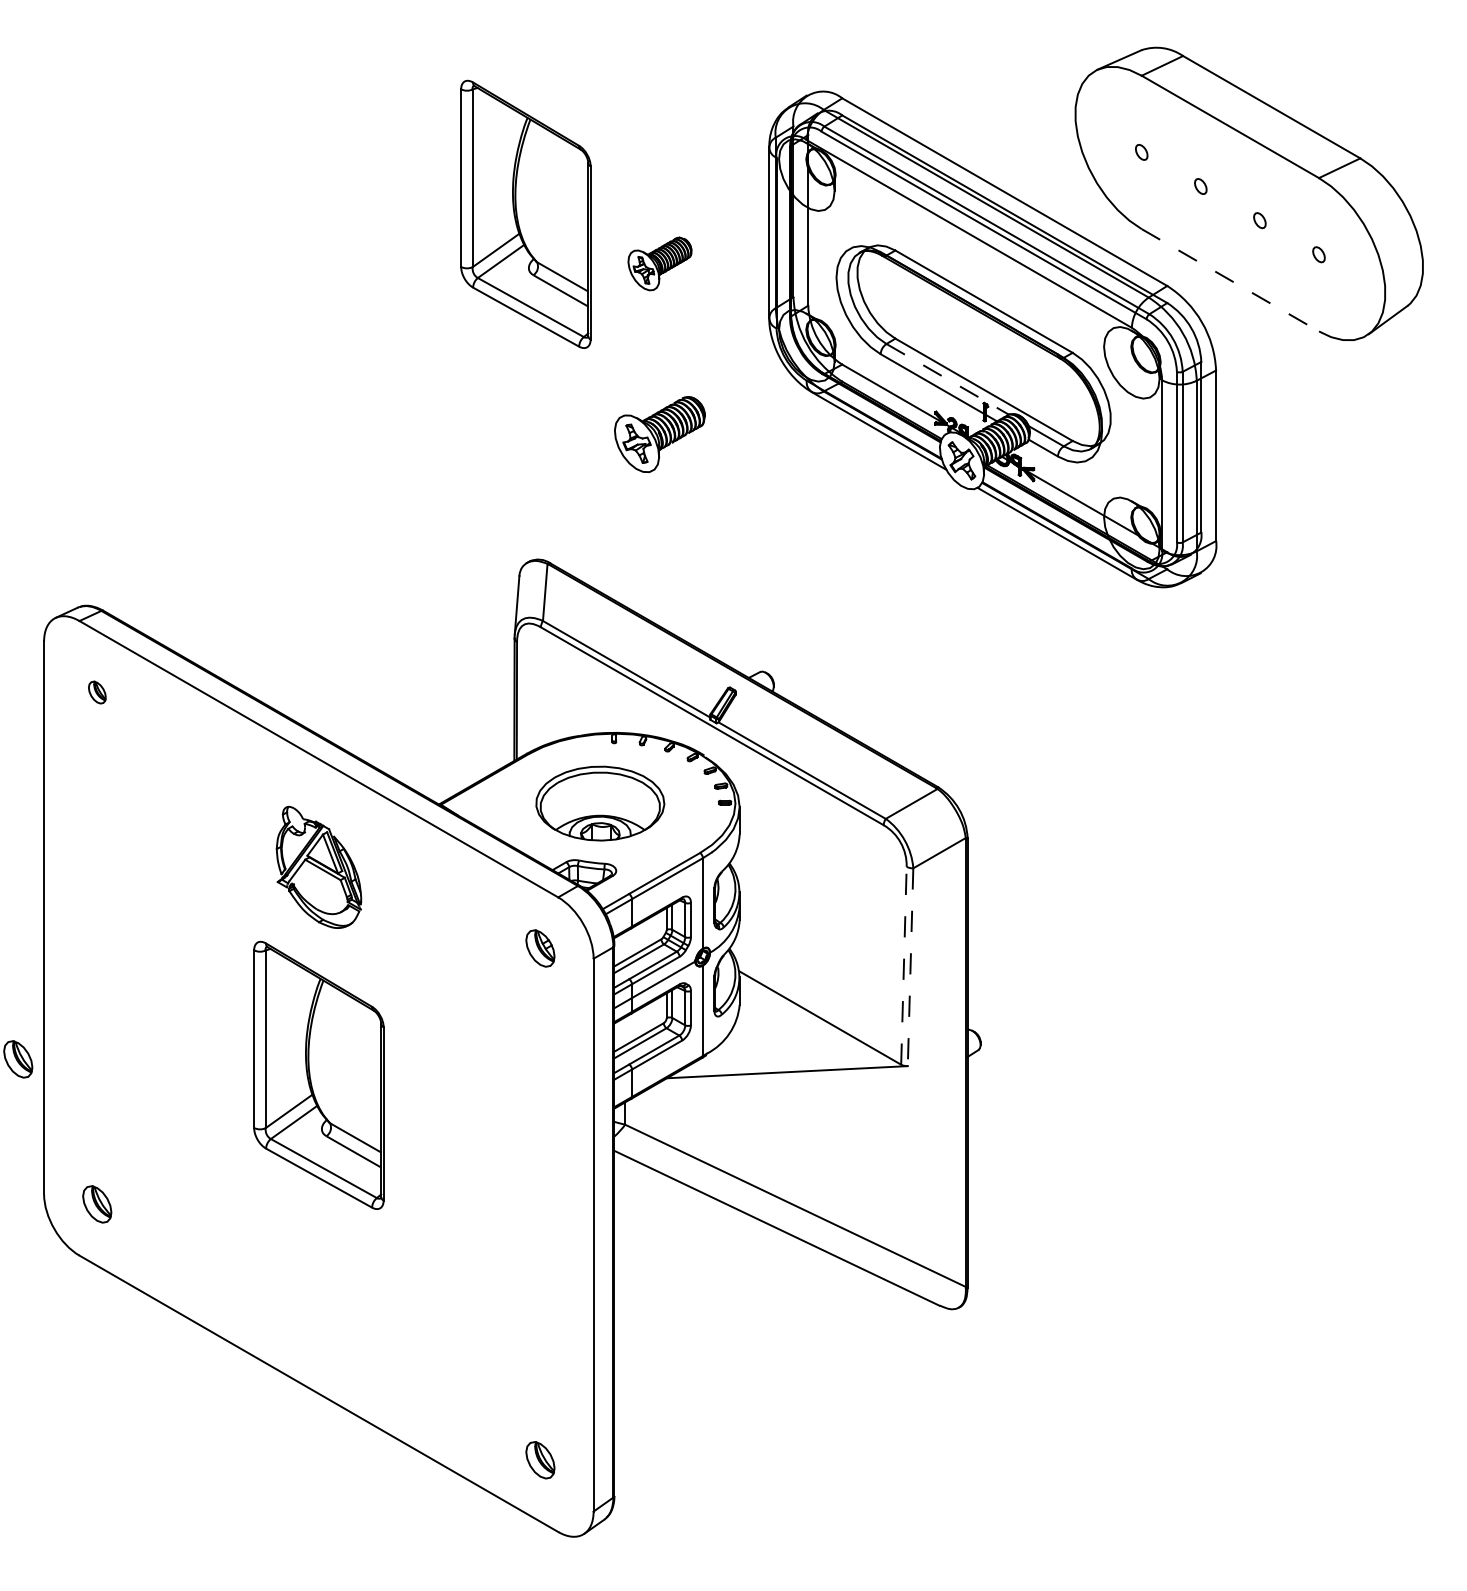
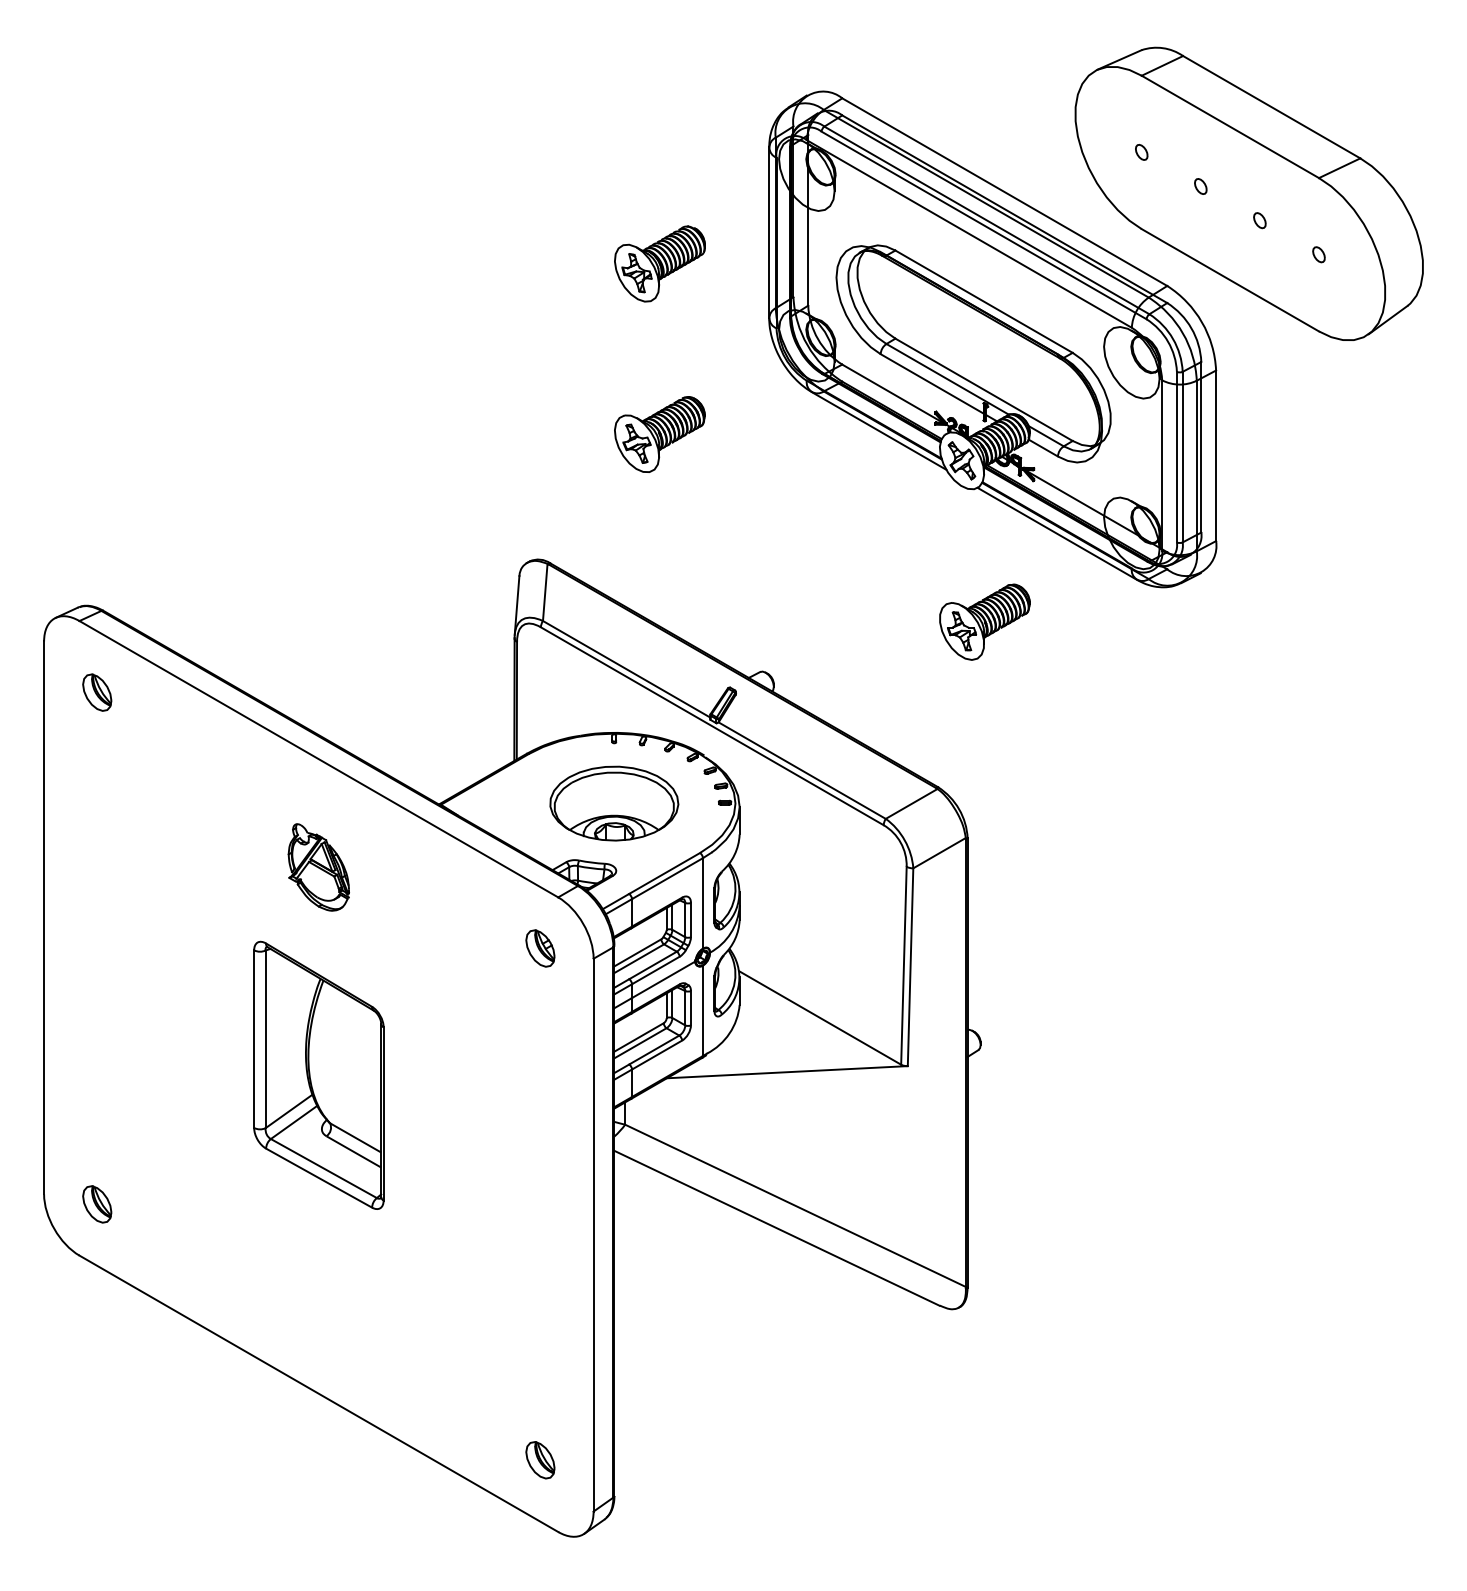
part: present -> none (525, 213)
part size: 66x56 px -> 92x78 px (659, 263)
line: dashed -> solid (1230, 280)
line: dashed -> solid (947, 379)
part: none -> present (984, 621)
part size: 19x25 px -> 31x39 px (97, 692)
part position: (600, 803) -> (614, 803) (614, 803)
part size: 88x124 px -> 63x89 px (318, 867)
line: dashed -> solid (903, 965)
line: dashed -> solid (910, 967)
part: present -> none (18, 1059)
